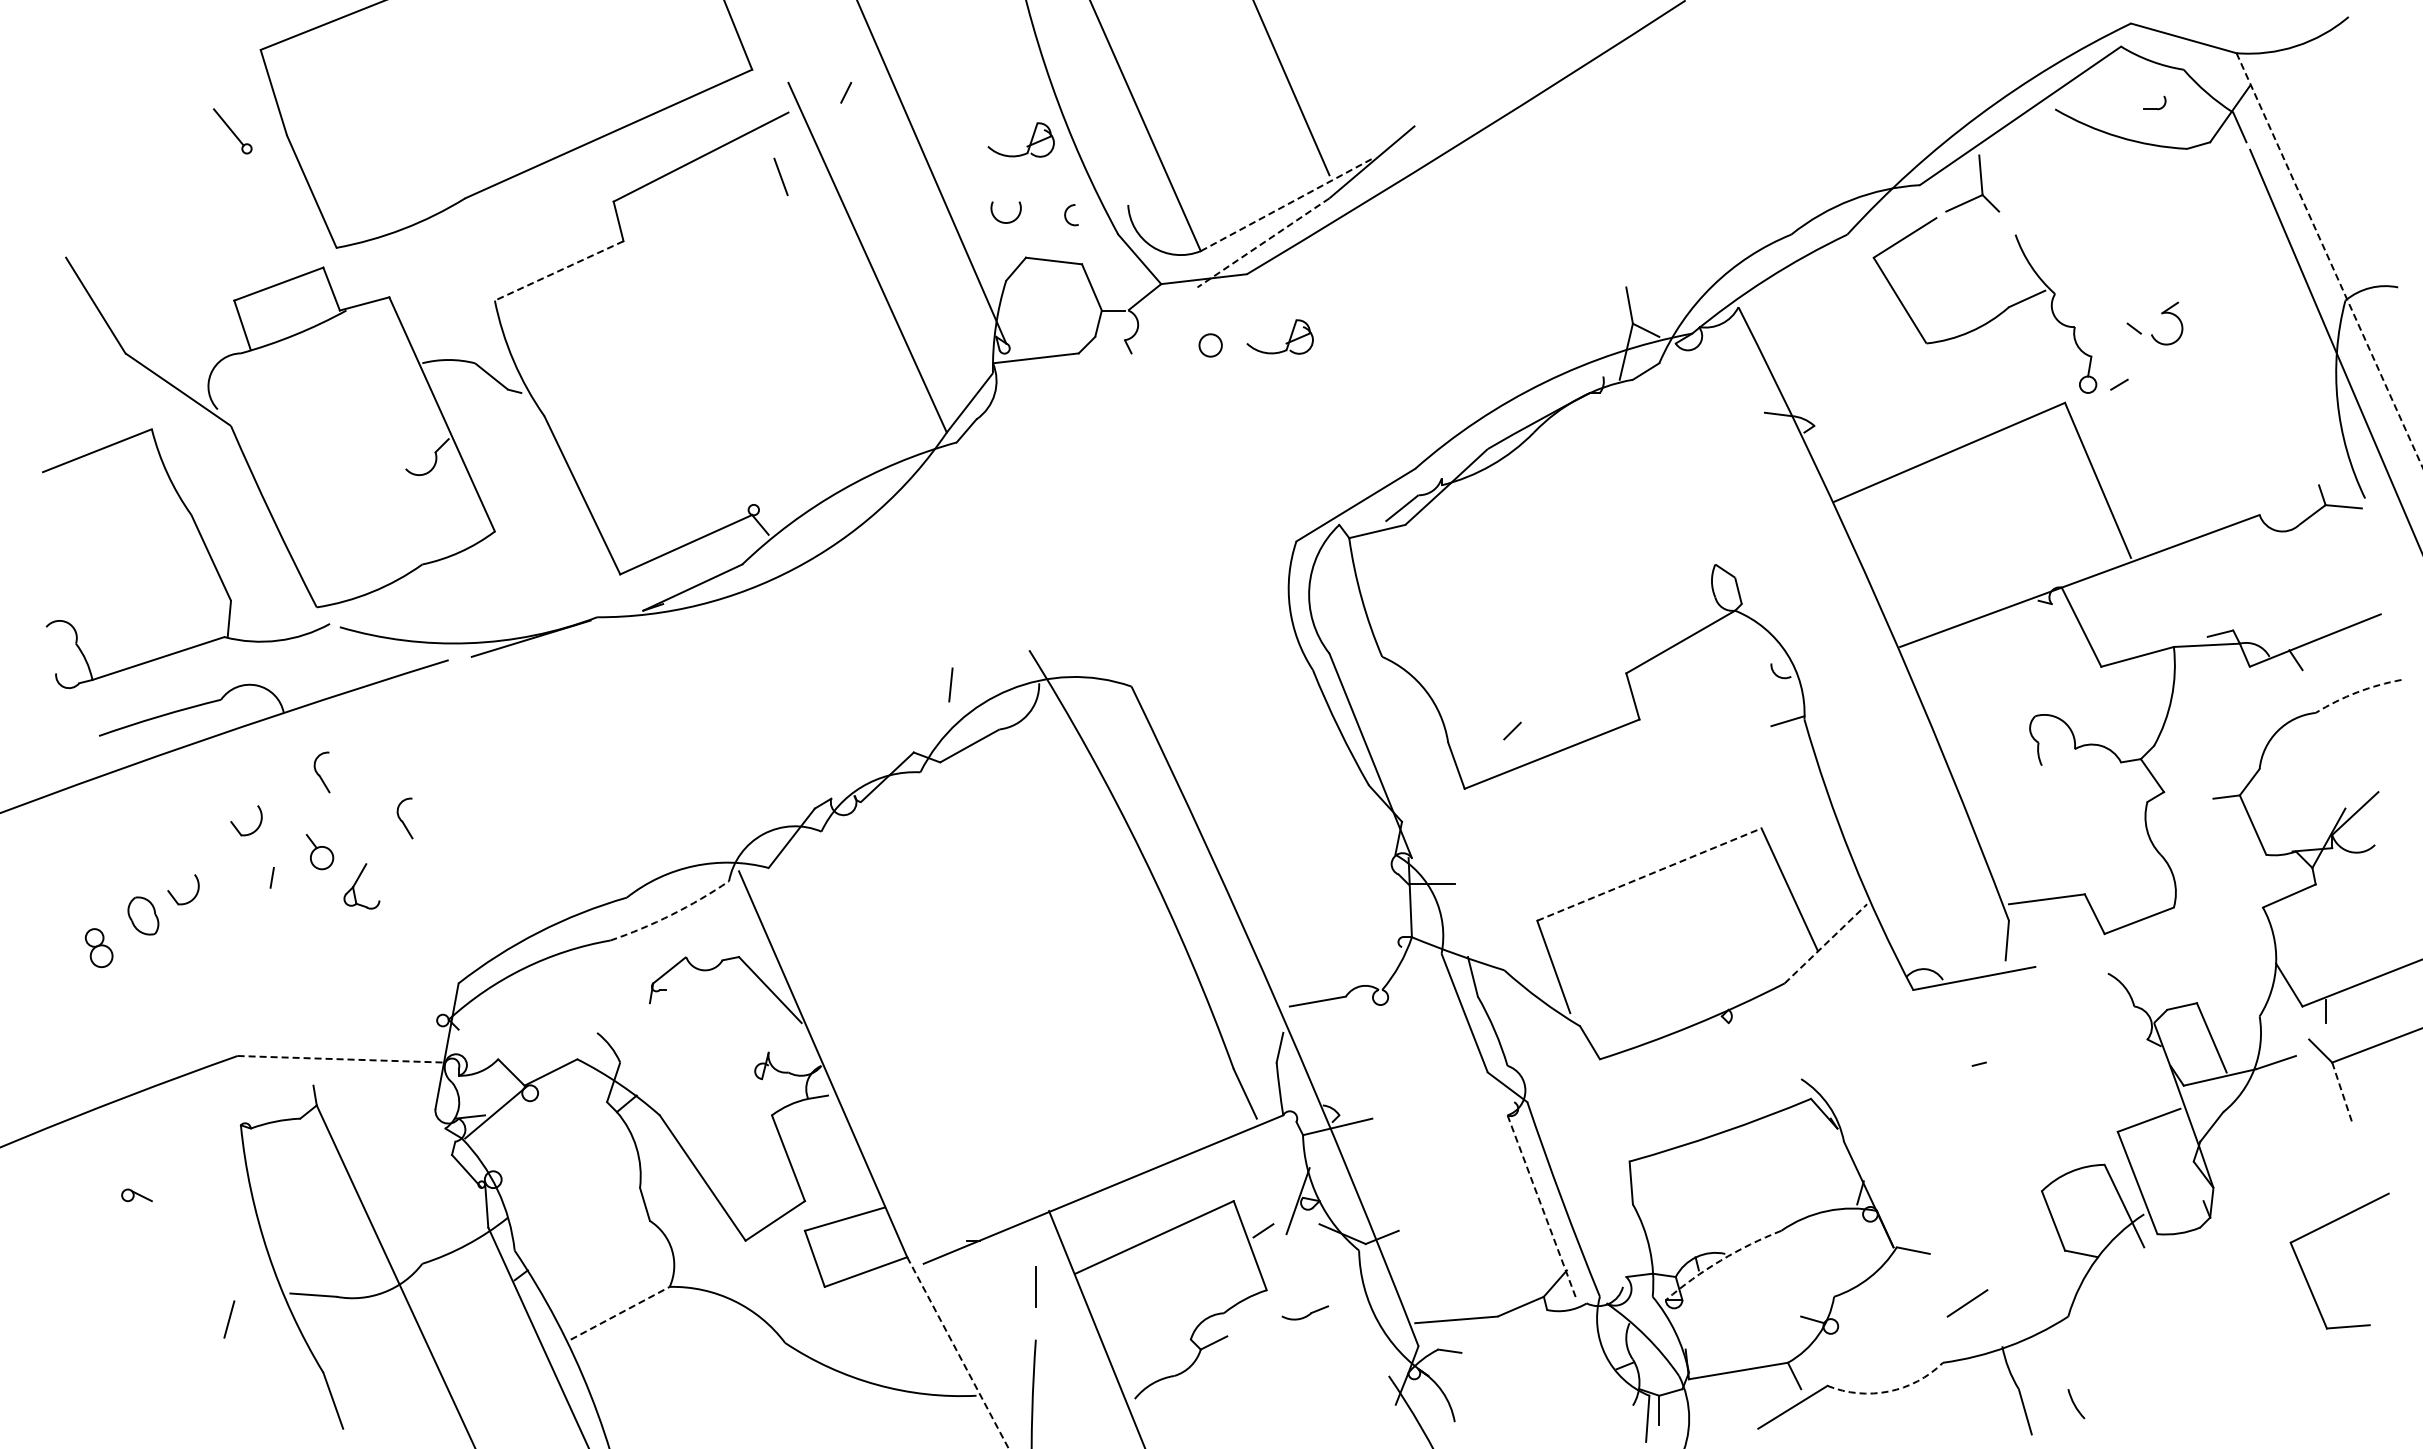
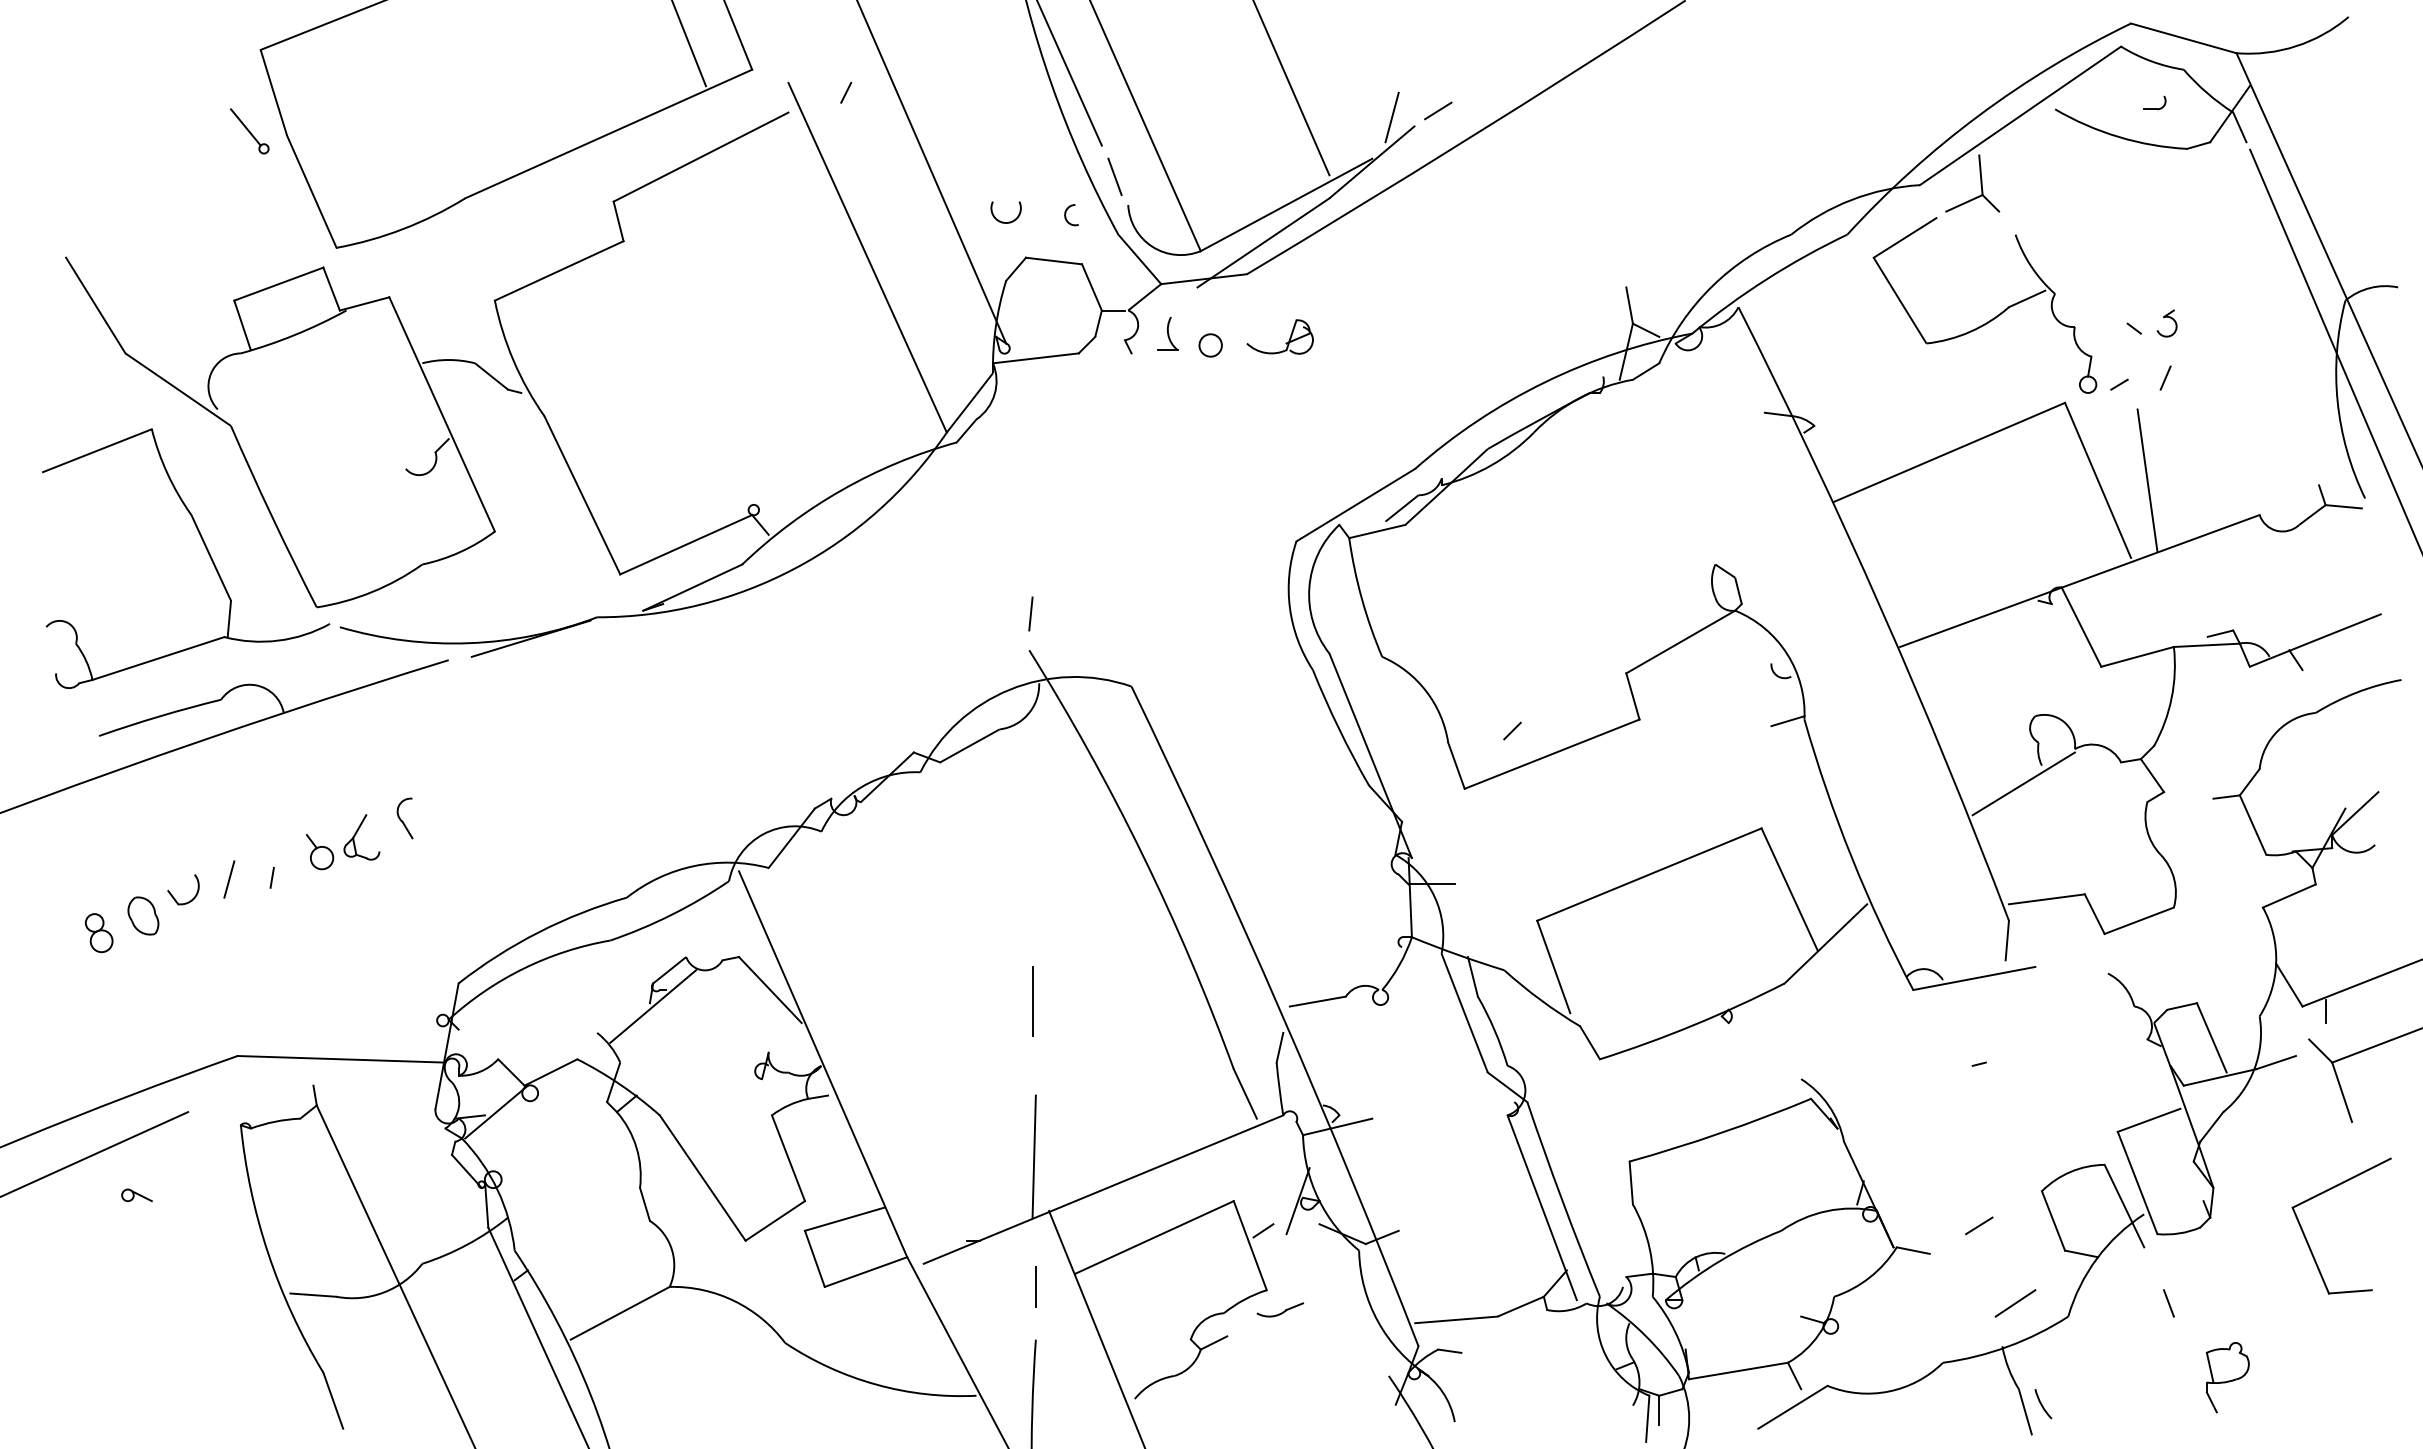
line: none -> present (689, 44)
line: none -> present (1069, 73)
line: none -> present (1438, 110)
line: none -> present (1391, 117)
part position: (232, 131) -> (249, 131) (249, 131)
part: present -> none (1027, 145)
line position: (780, 176) -> (1114, 176) (1114, 176)
line: dashed -> solid (1287, 204)
line: dashed -> solid (1263, 242)
line: dashed -> solid (2329, 261)
line: dashed -> solid (559, 270)
part size: 33x45 px -> 22x29 px (2166, 323)
part: none -> present (1167, 333)
line: none -> present (2165, 377)
line: none -> present (2147, 480)
line position: (950, 684) -> (1030, 613) (1030, 613)
arc: dashed -> solid (2357, 692)
part: present -> none (321, 772)
line: none -> present (2023, 783)
part: present -> none (237, 828)
line: dashed -> solid (1649, 874)
part position: (361, 886) -> (361, 837) (361, 837)
arc: dashed -> solid (671, 914)
line: dashed -> solid (1826, 943)
part position: (99, 948) -> (99, 933) (99, 933)
line: none -> present (1032, 1001)
line: none -> present (653, 1006)
line: dashed -> solid (341, 1059)
line: dashed -> solid (2342, 1092)
line: none -> present (95, 1154)
line: none -> present (1033, 1156)
line: dashed -> solid (1542, 1207)
line: none -> present (1979, 1225)
part position: (2323, 1227) -> (2325, 1192) (2325, 1192)
arc: dashed -> solid (1720, 1260)
line position: (1967, 1303) -> (2015, 1303) (2015, 1303)
line: none -> present (2168, 1303)
part position: (1305, 1312) -> (1280, 1309) (1280, 1309)
line: dashed -> solid (620, 1313)
line position: (229, 1319) -> (229, 879) (229, 879)
line: dashed -> solid (958, 1353)
part: none -> present (2227, 1377)
arc: dashed -> solid (1888, 1391)
arc position: (2075, 1404) -> (2042, 1404) (2042, 1404)
